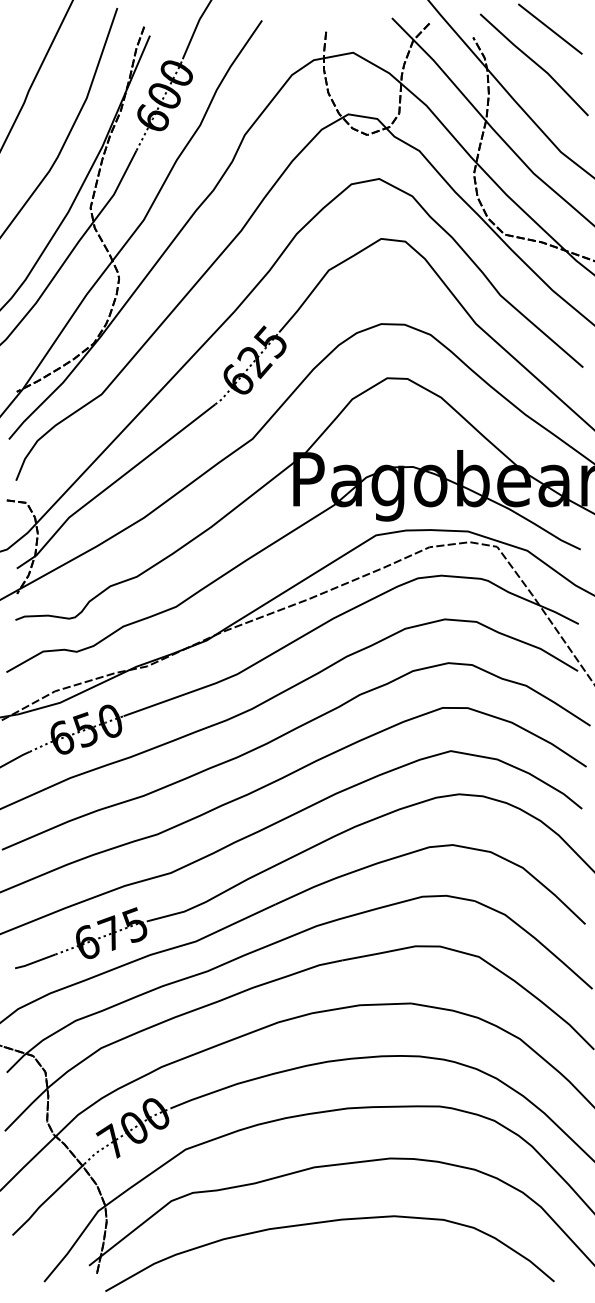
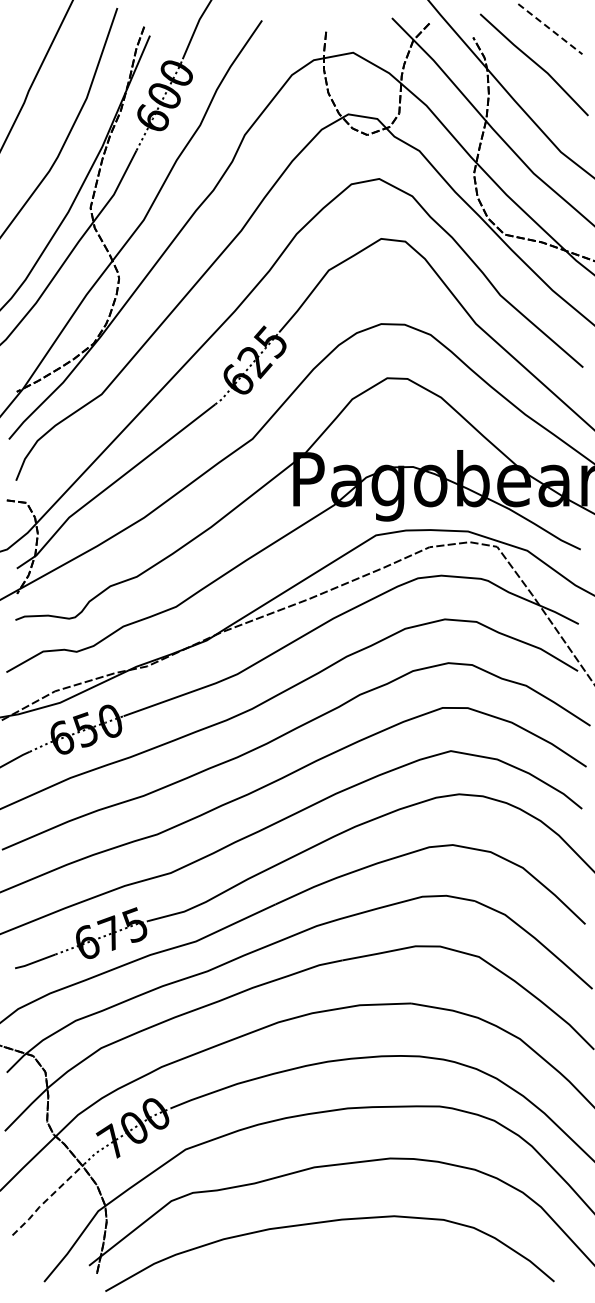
line: solid -> dashed (550, 29)
line: solid -> dashed (47, 1199)
